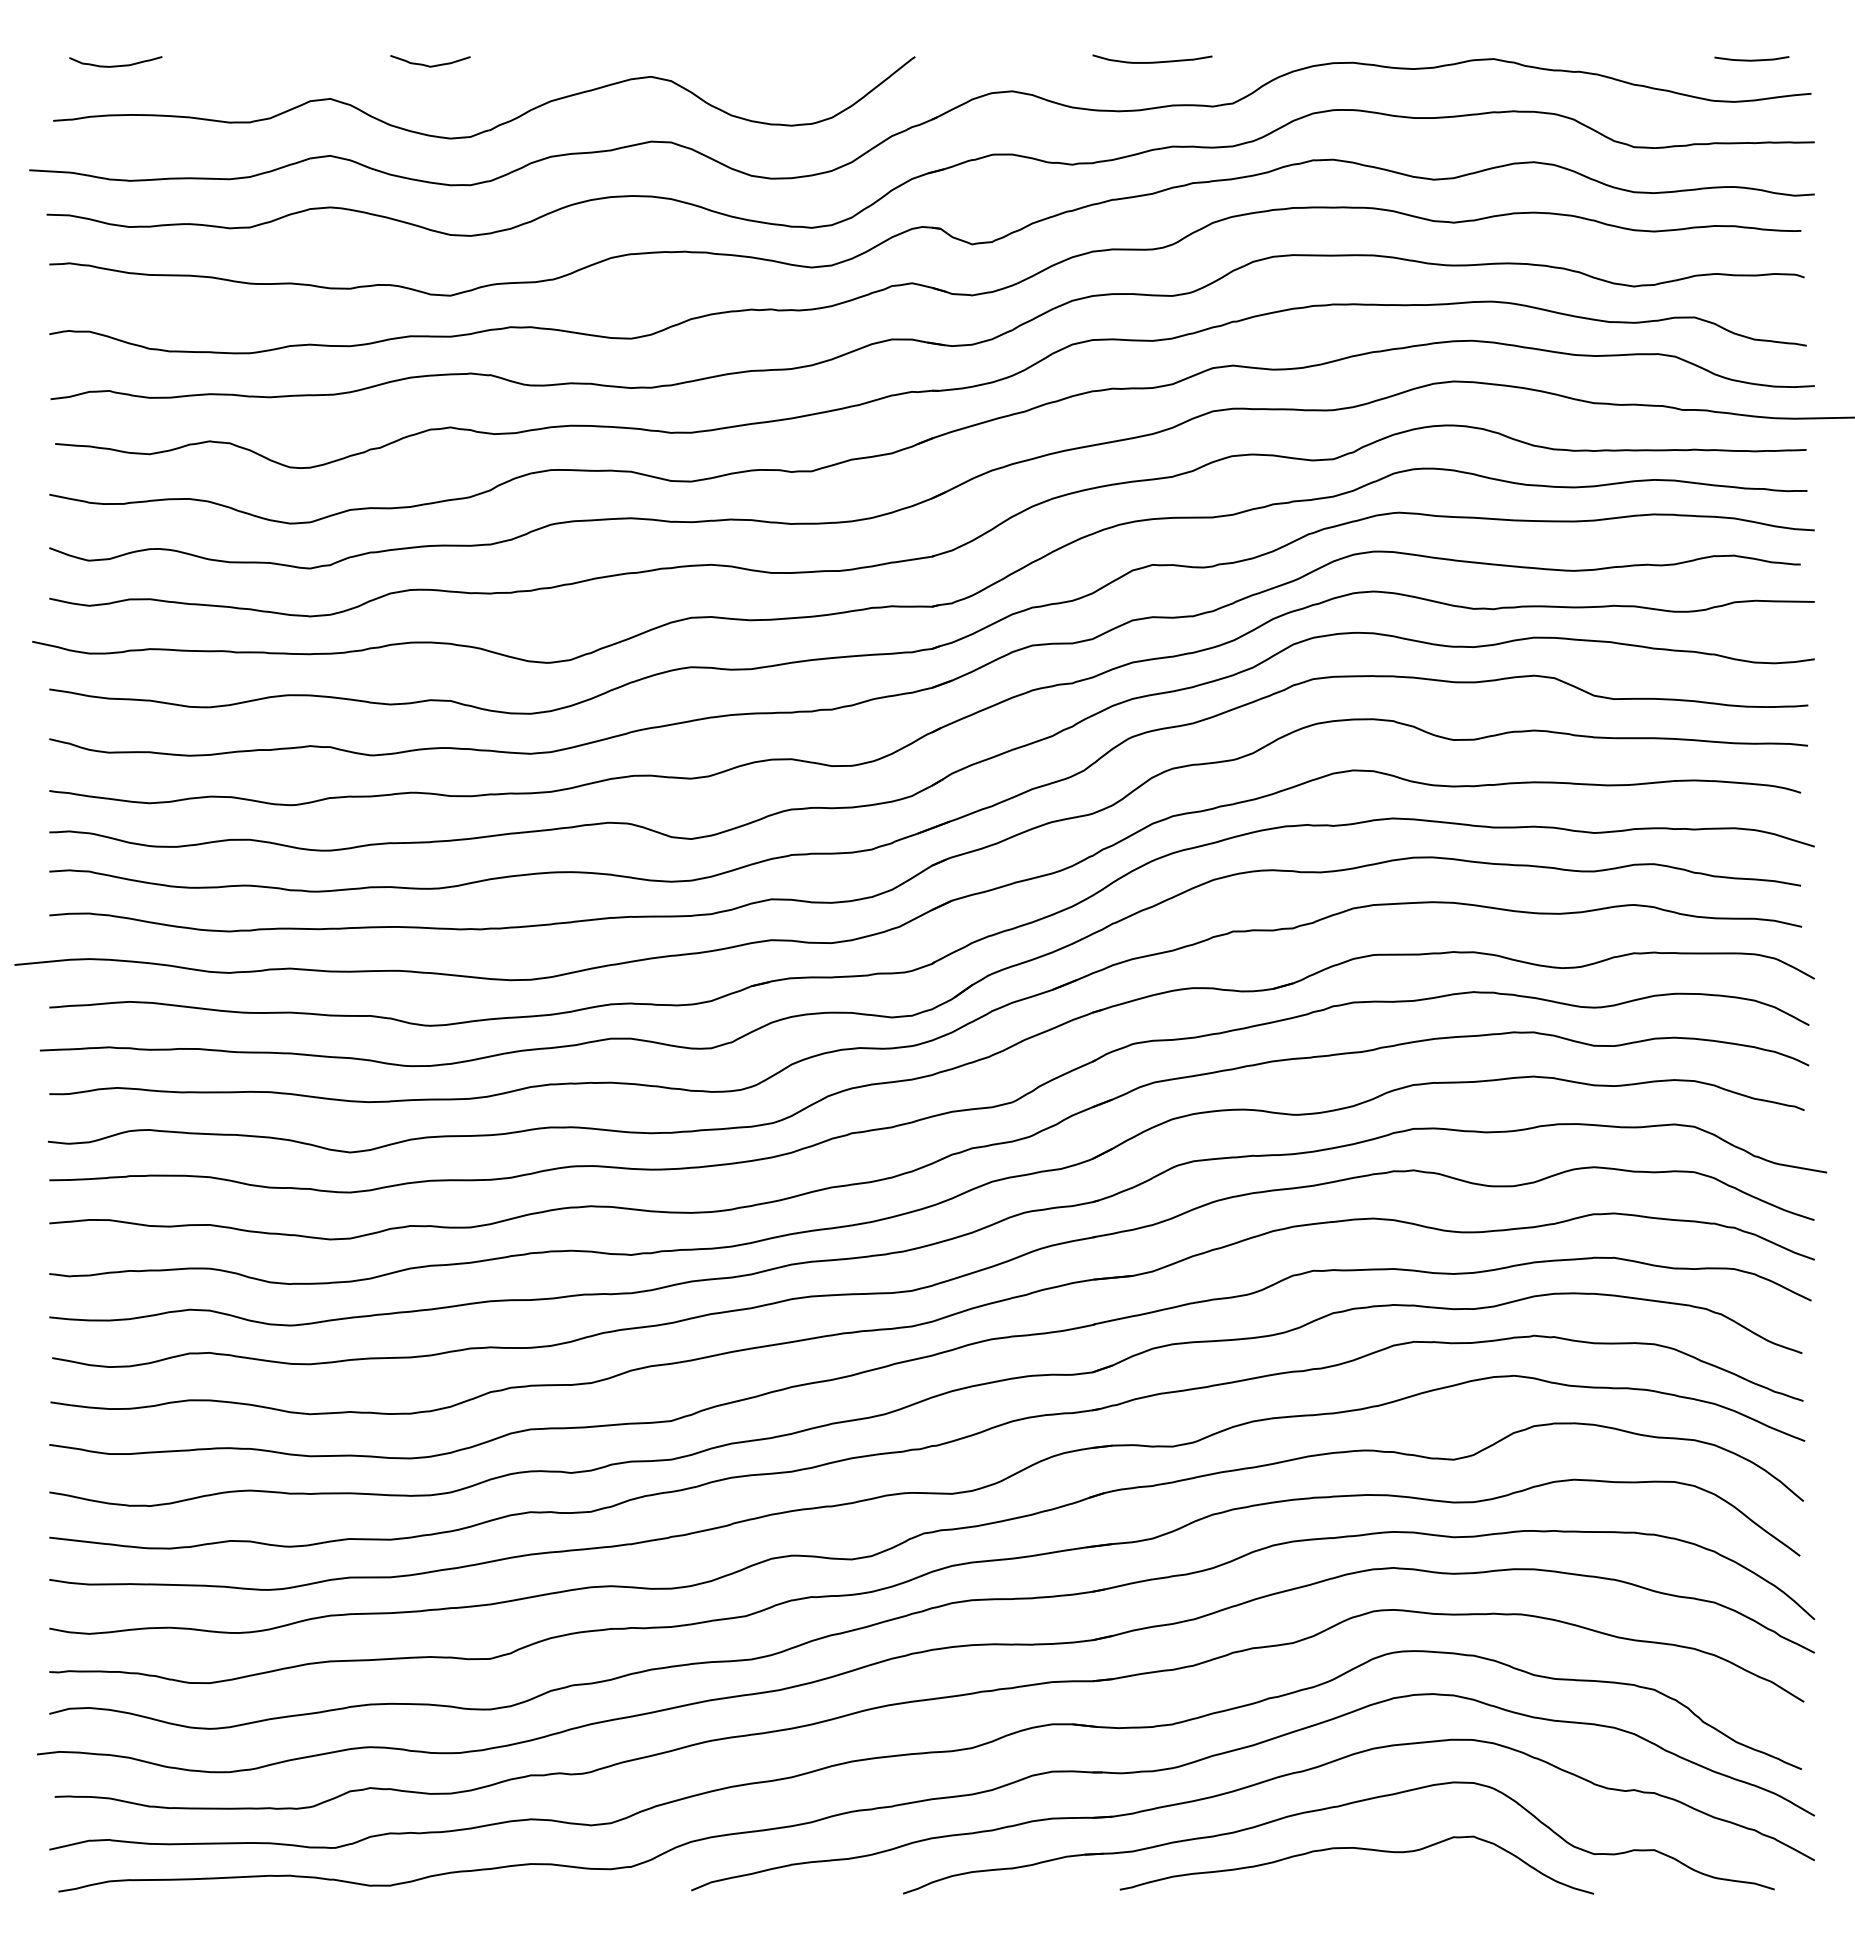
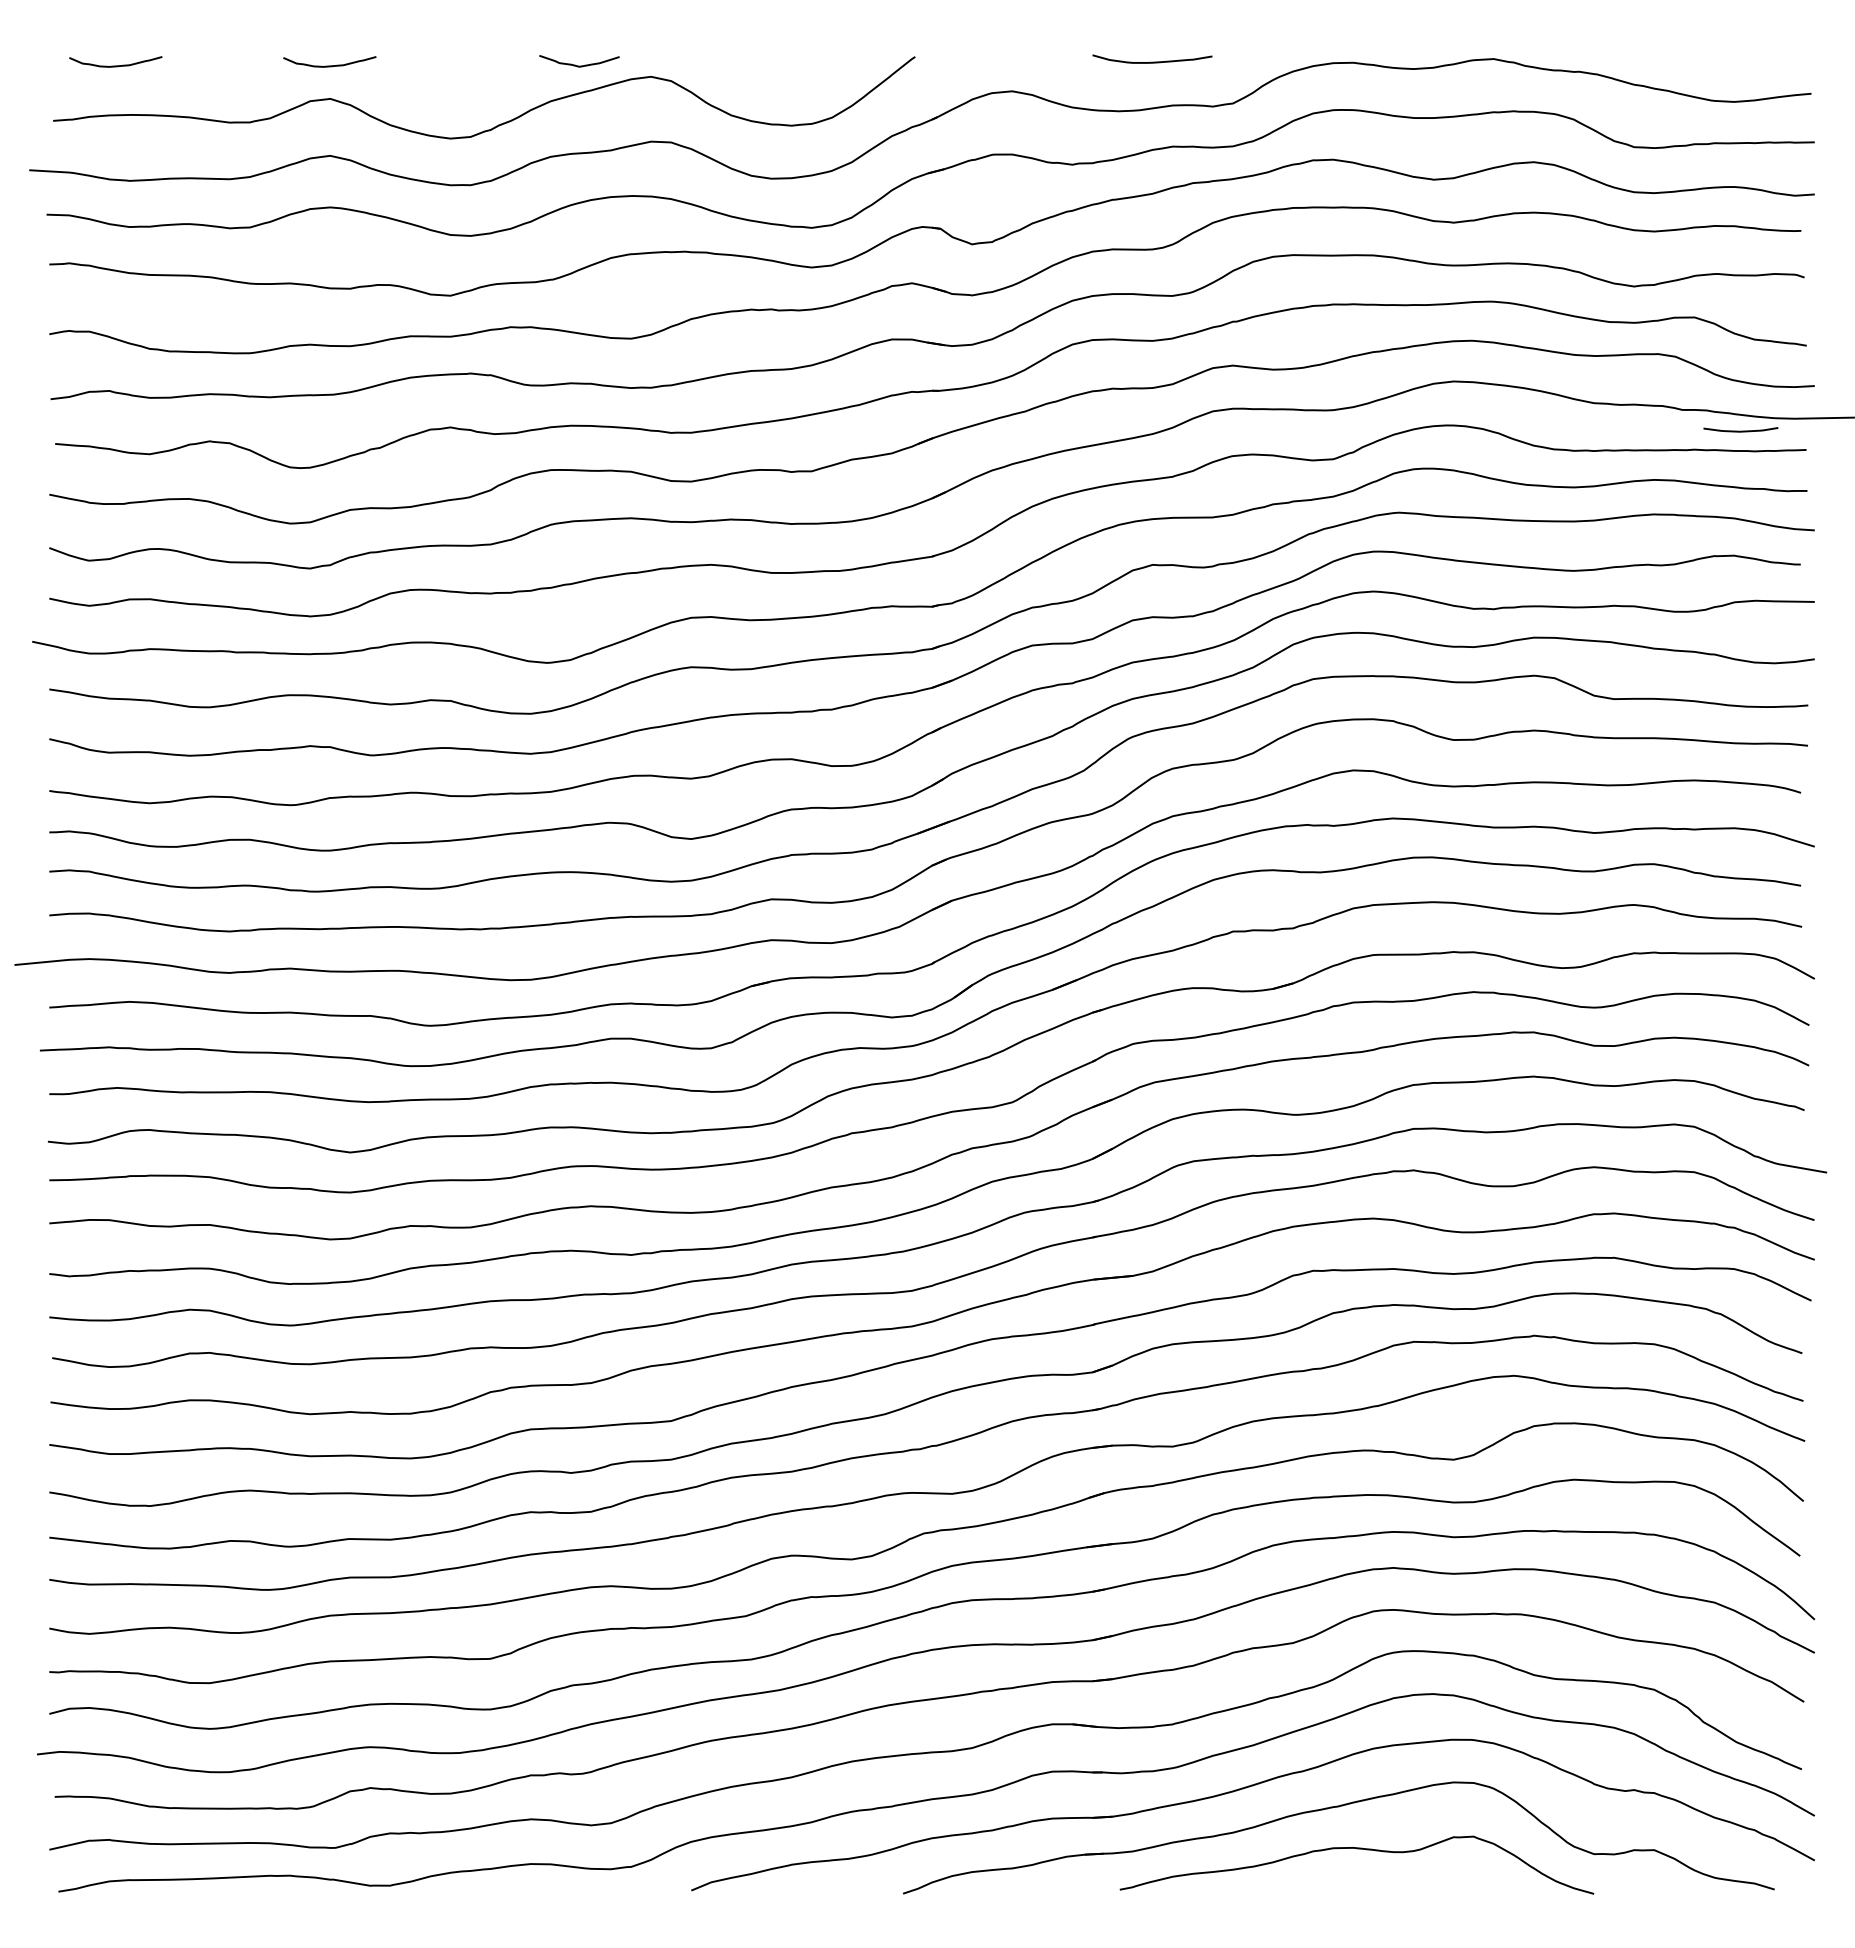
curve position: (1751, 59) -> (1740, 430) (1740, 430)
curve: none -> present (329, 65)
curve position: (430, 65) -> (579, 65) (579, 65)
